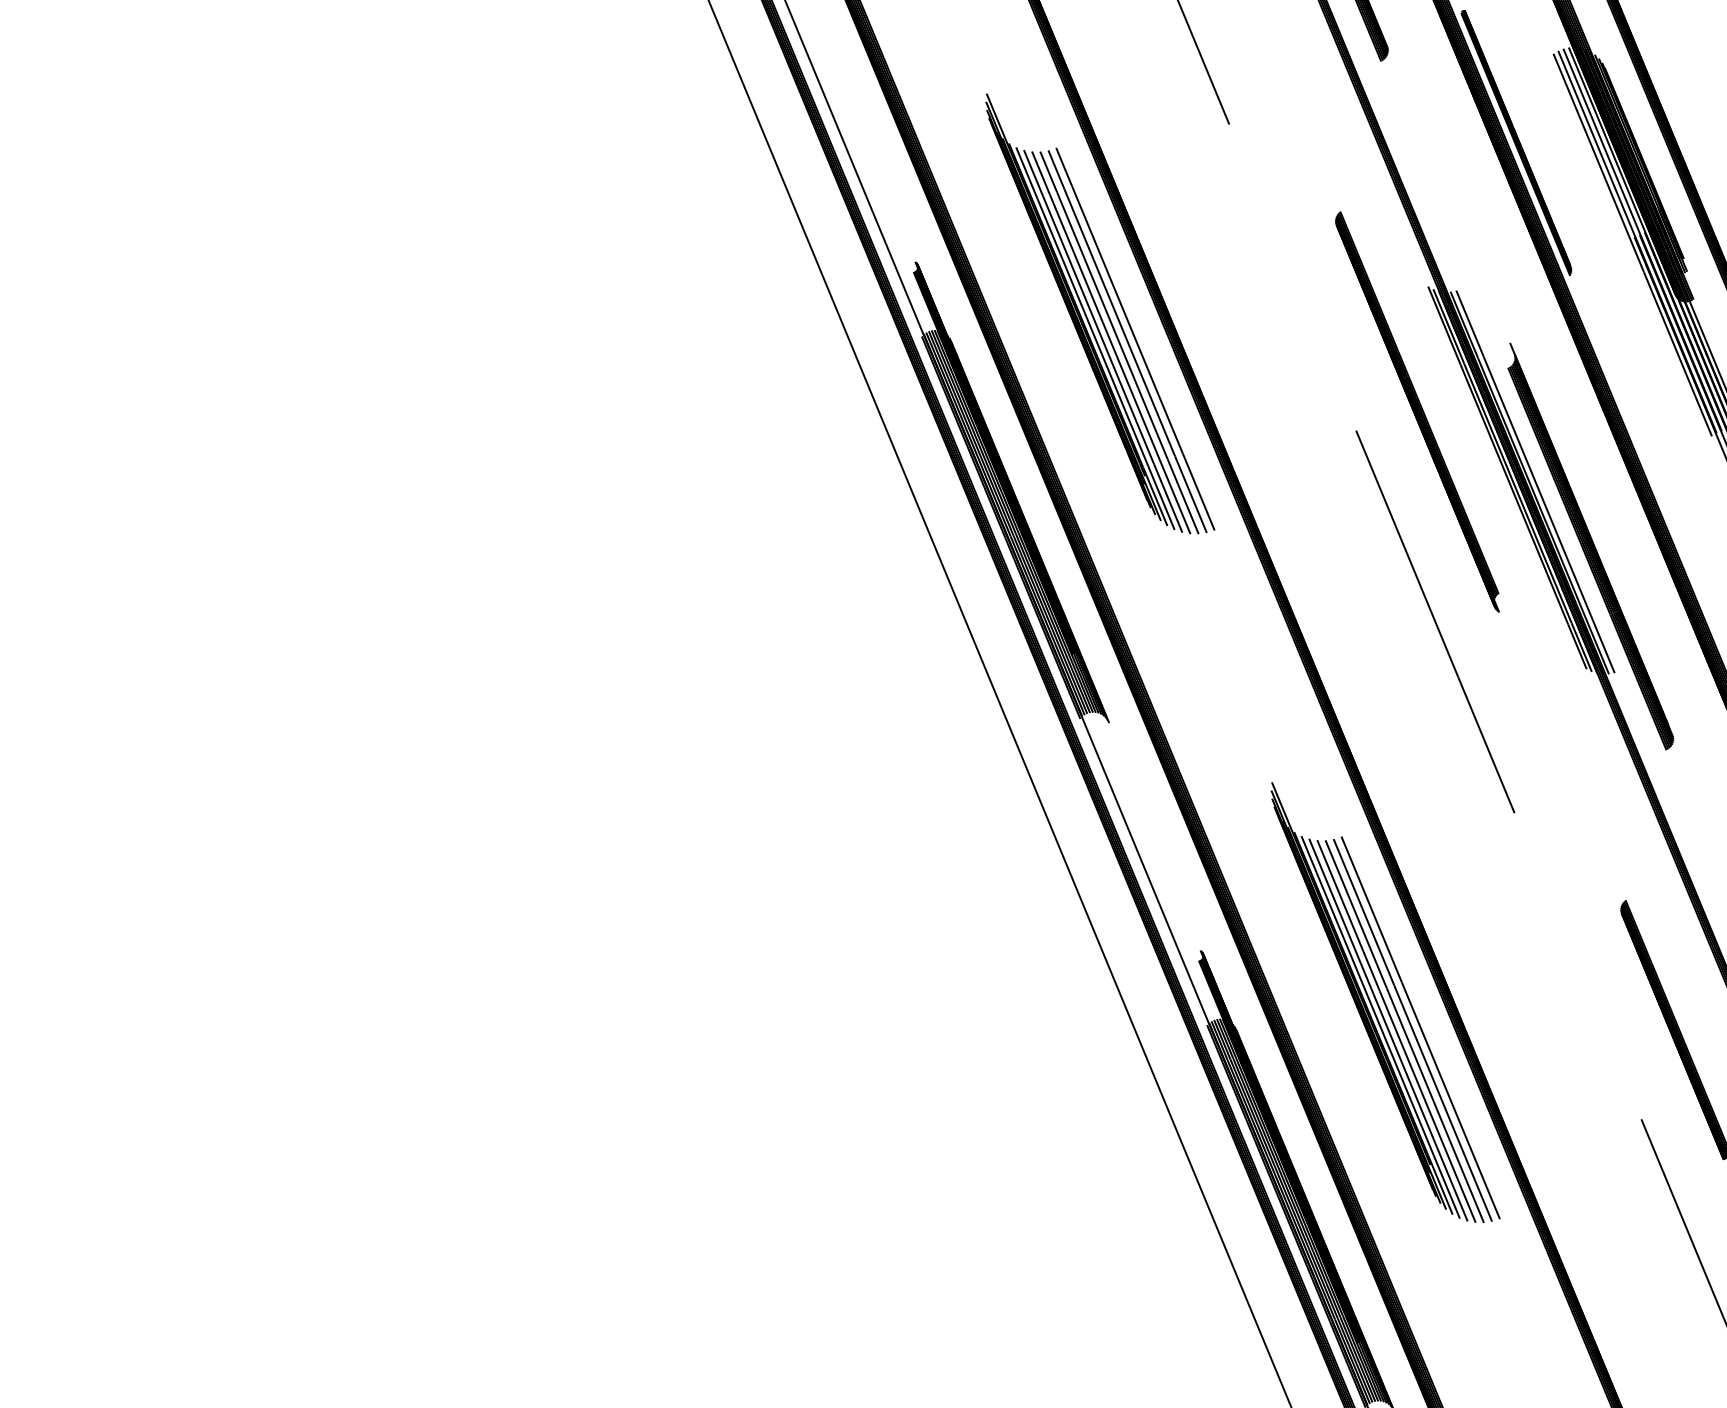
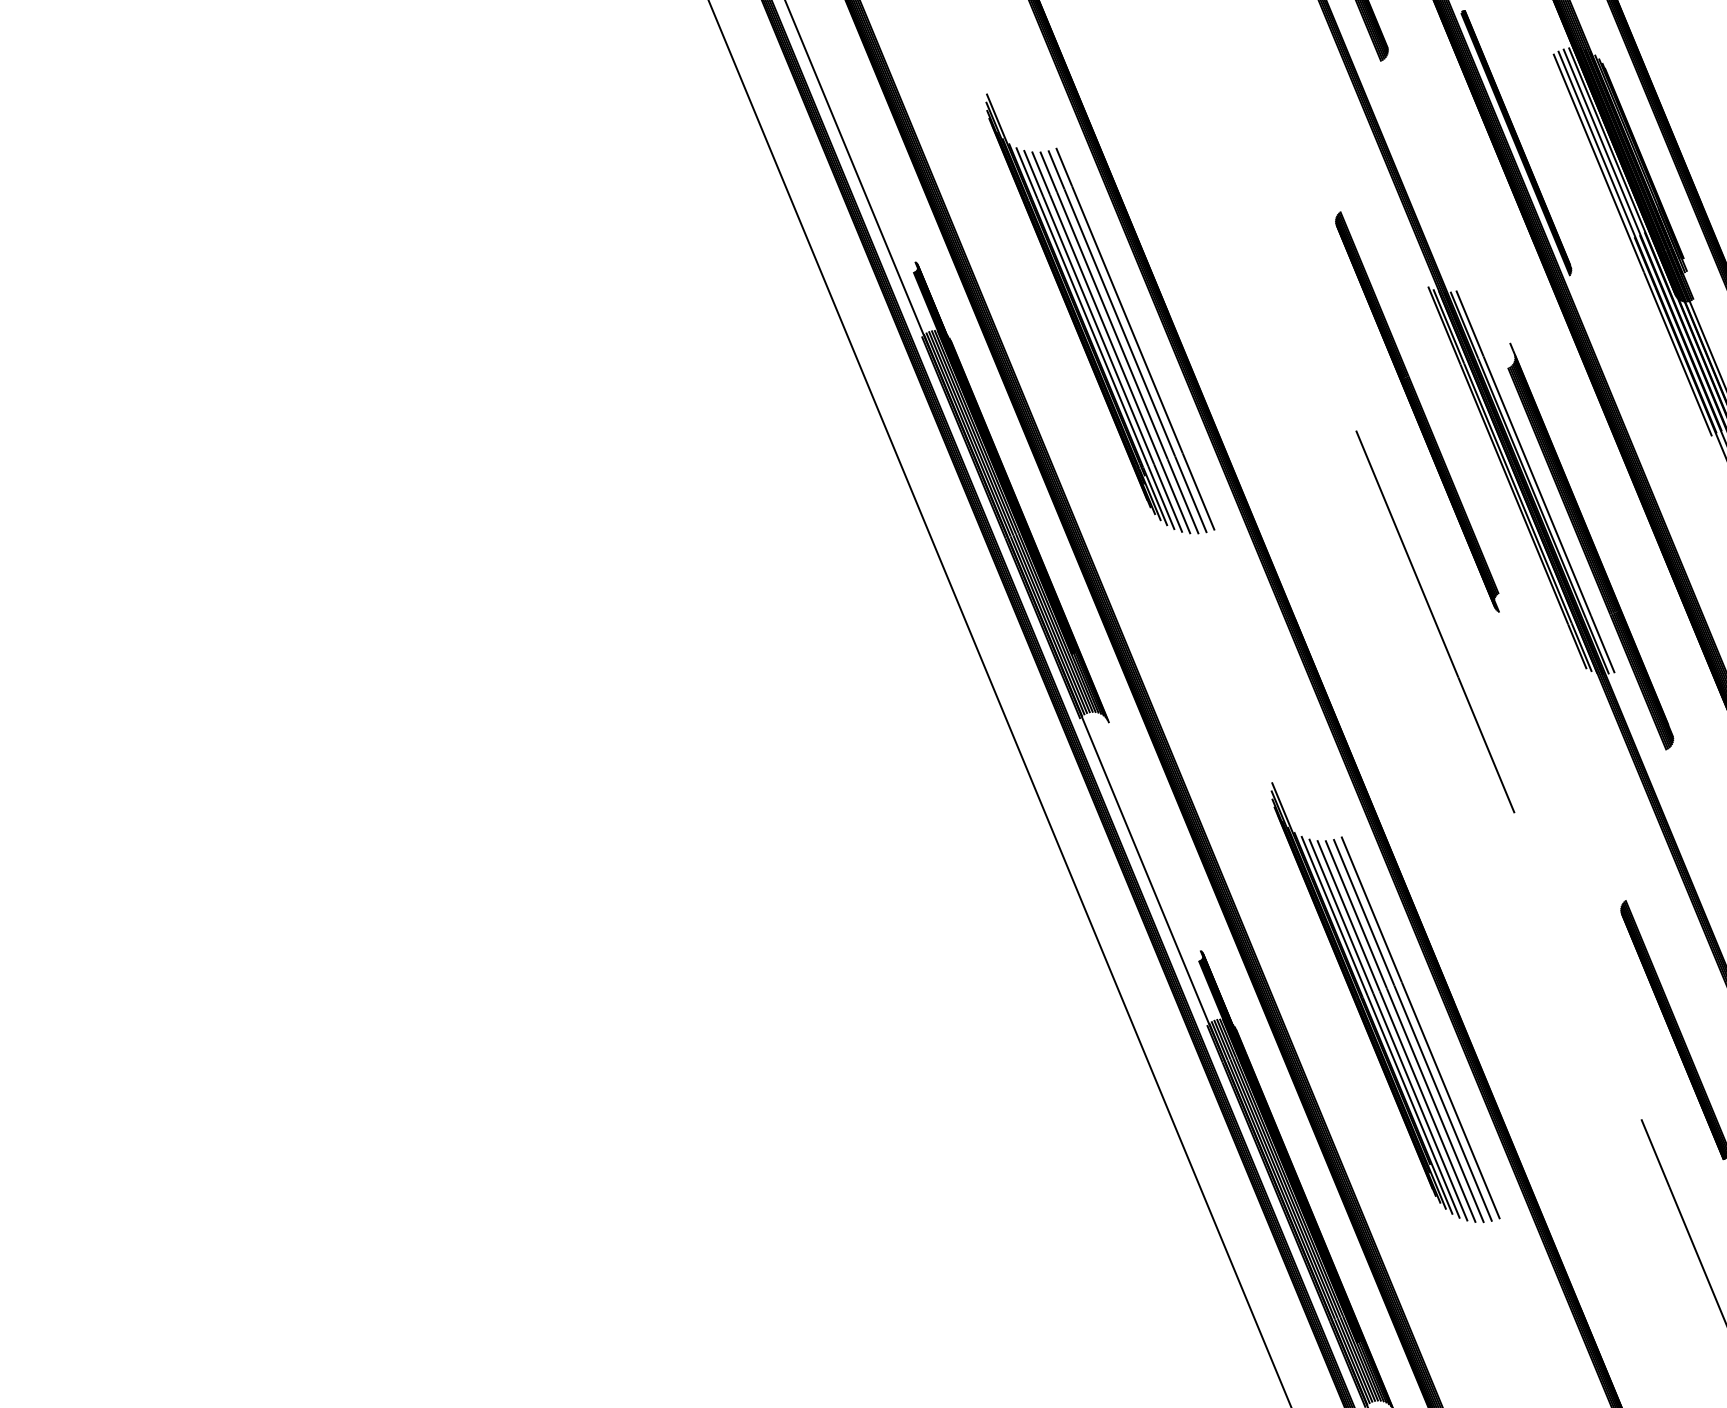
line: present -> none (1203, 63)
